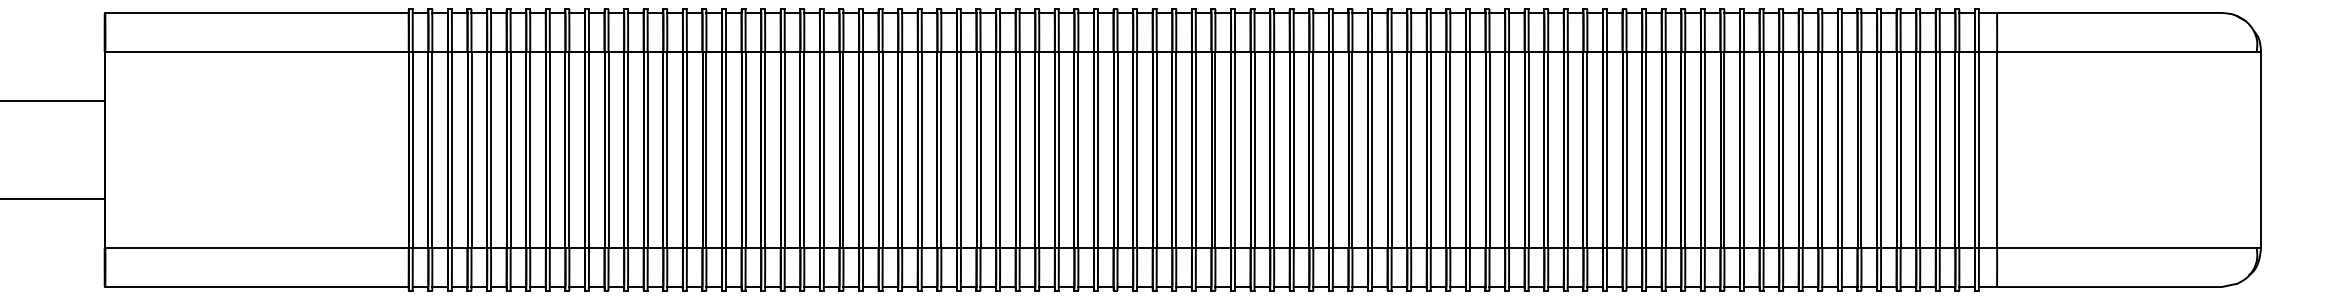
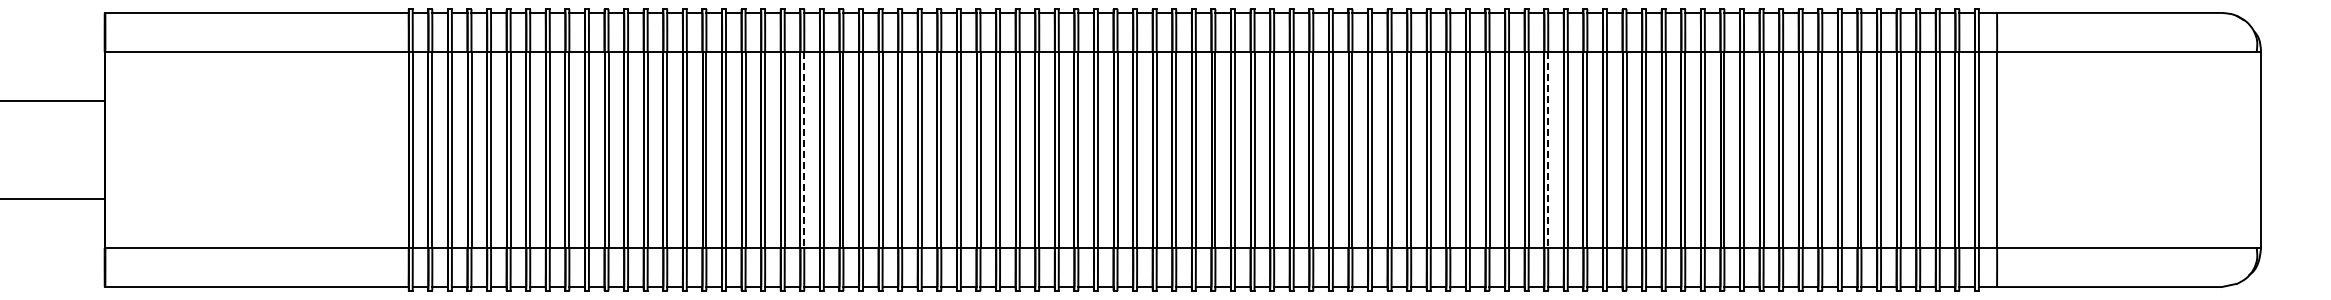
line: solid -> dashed (804, 150)
line: solid -> dashed (1548, 150)
